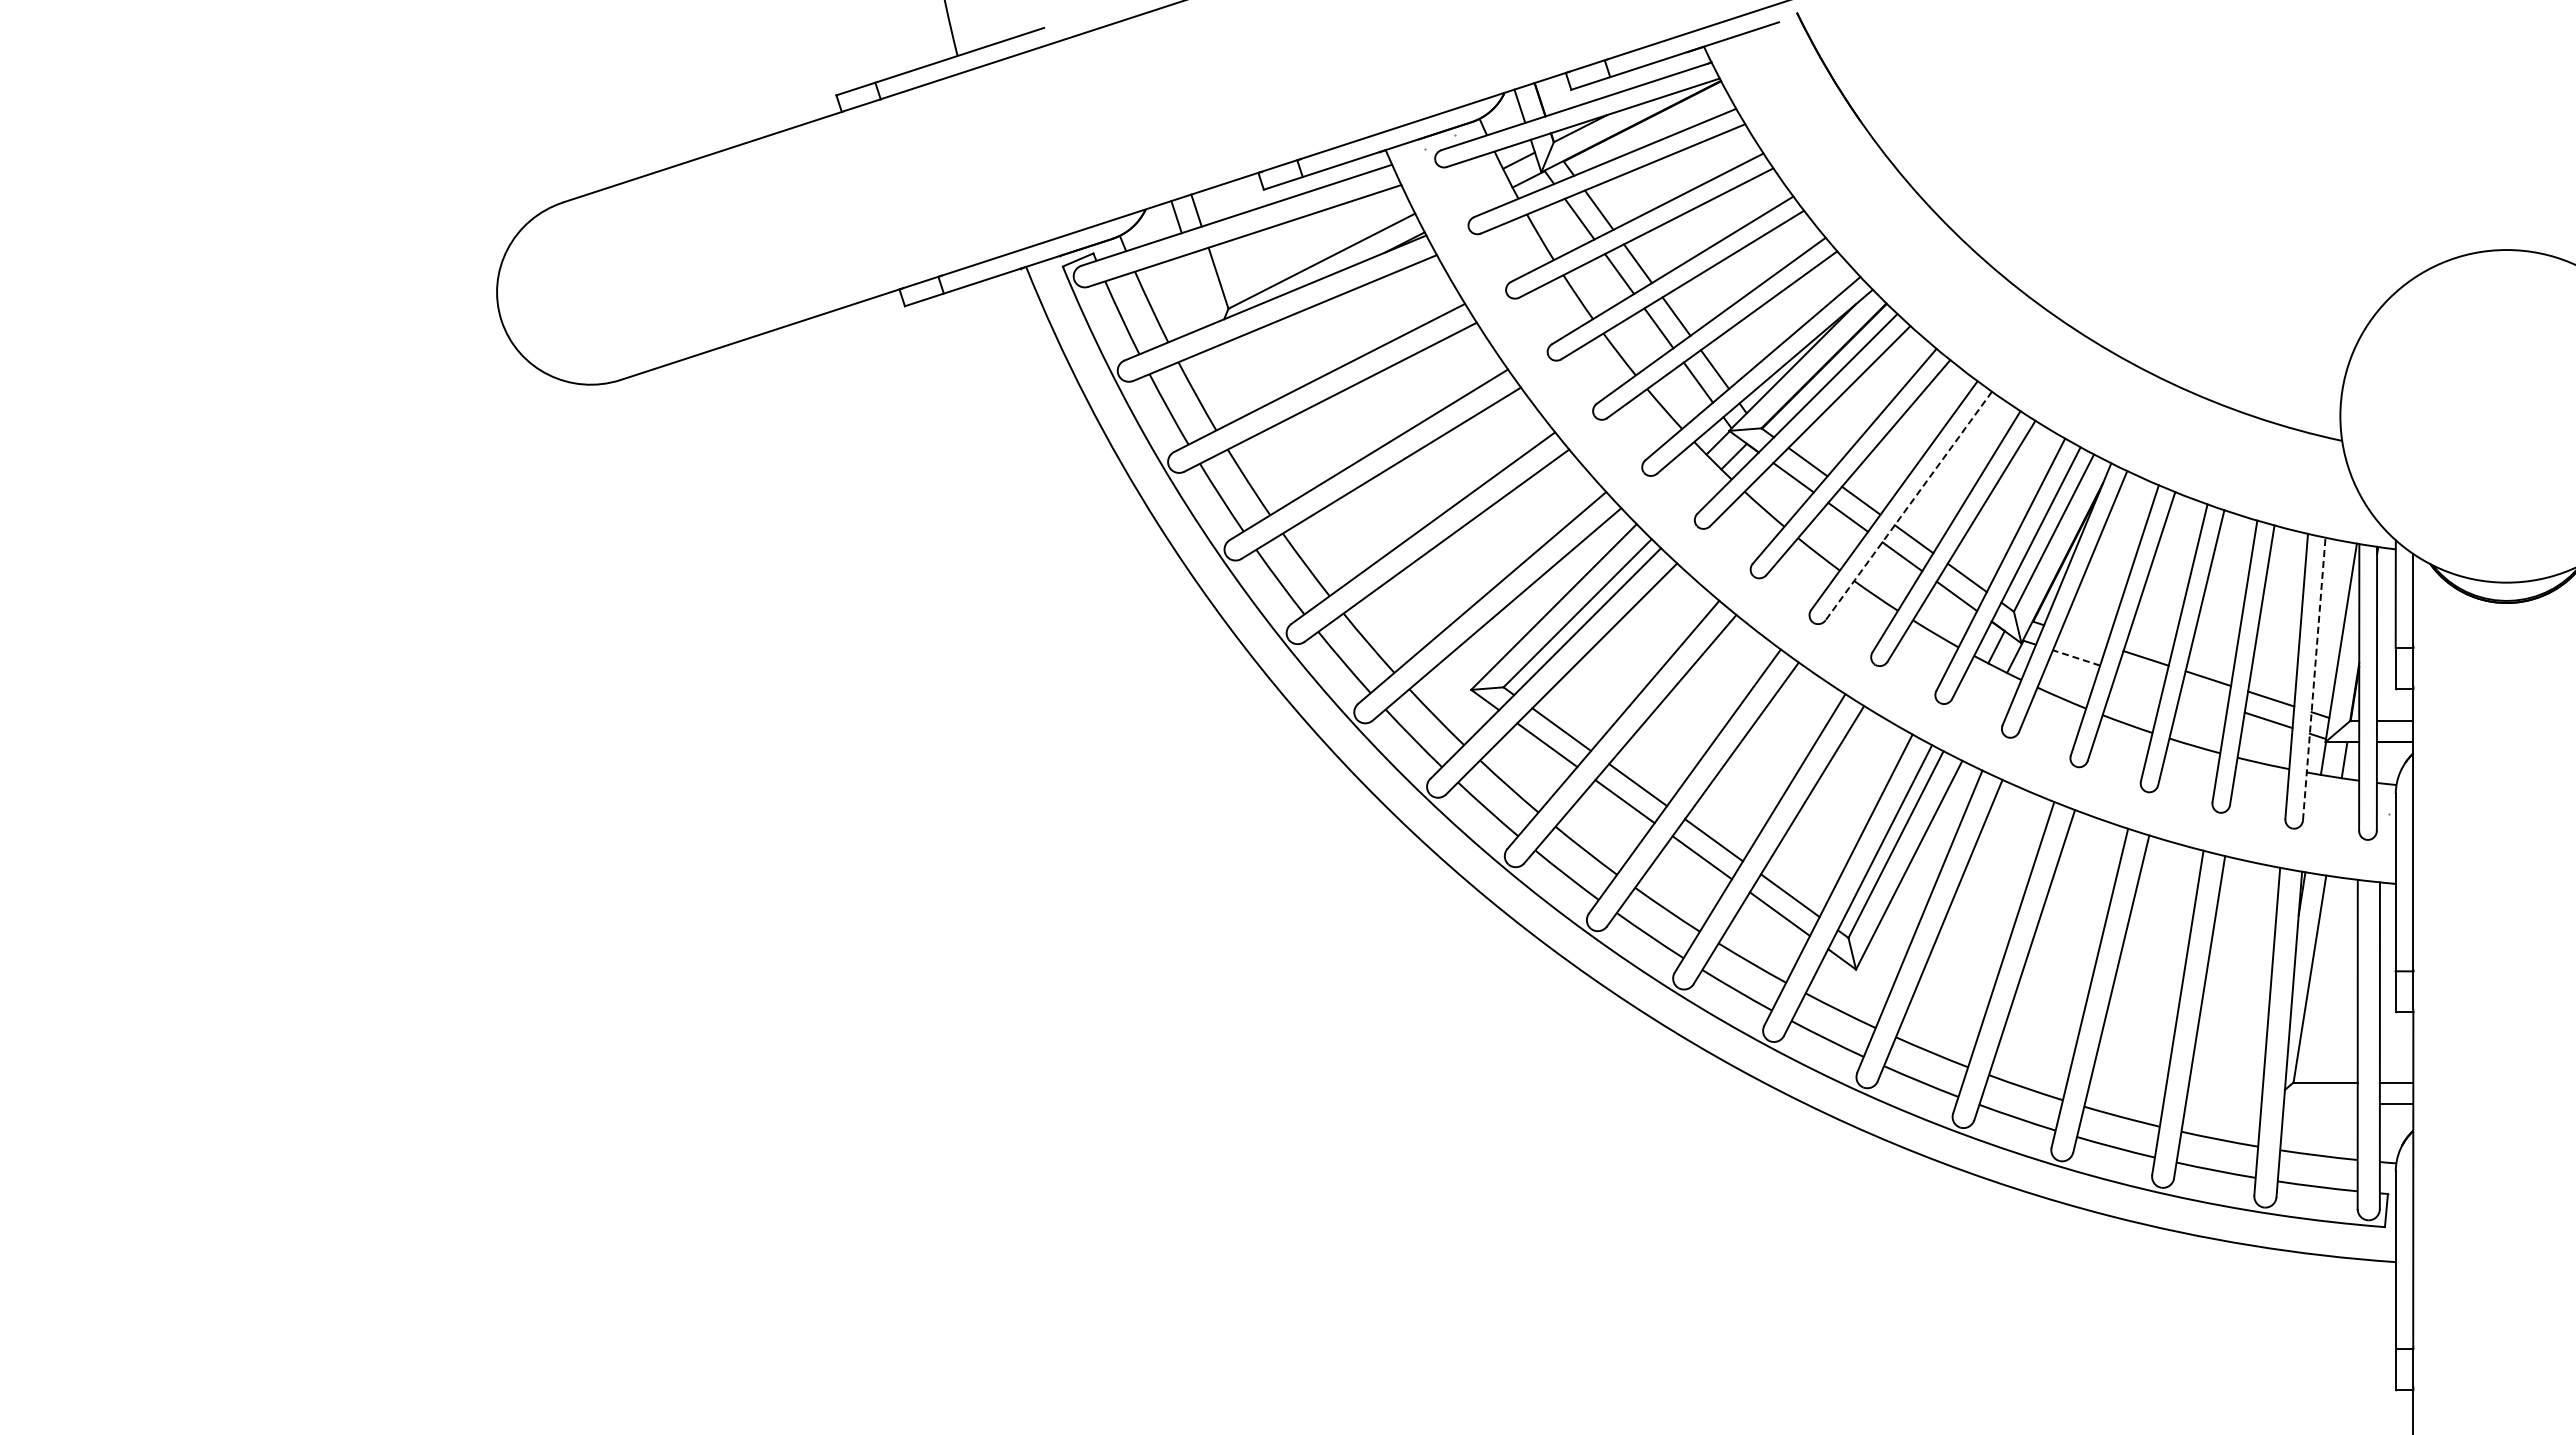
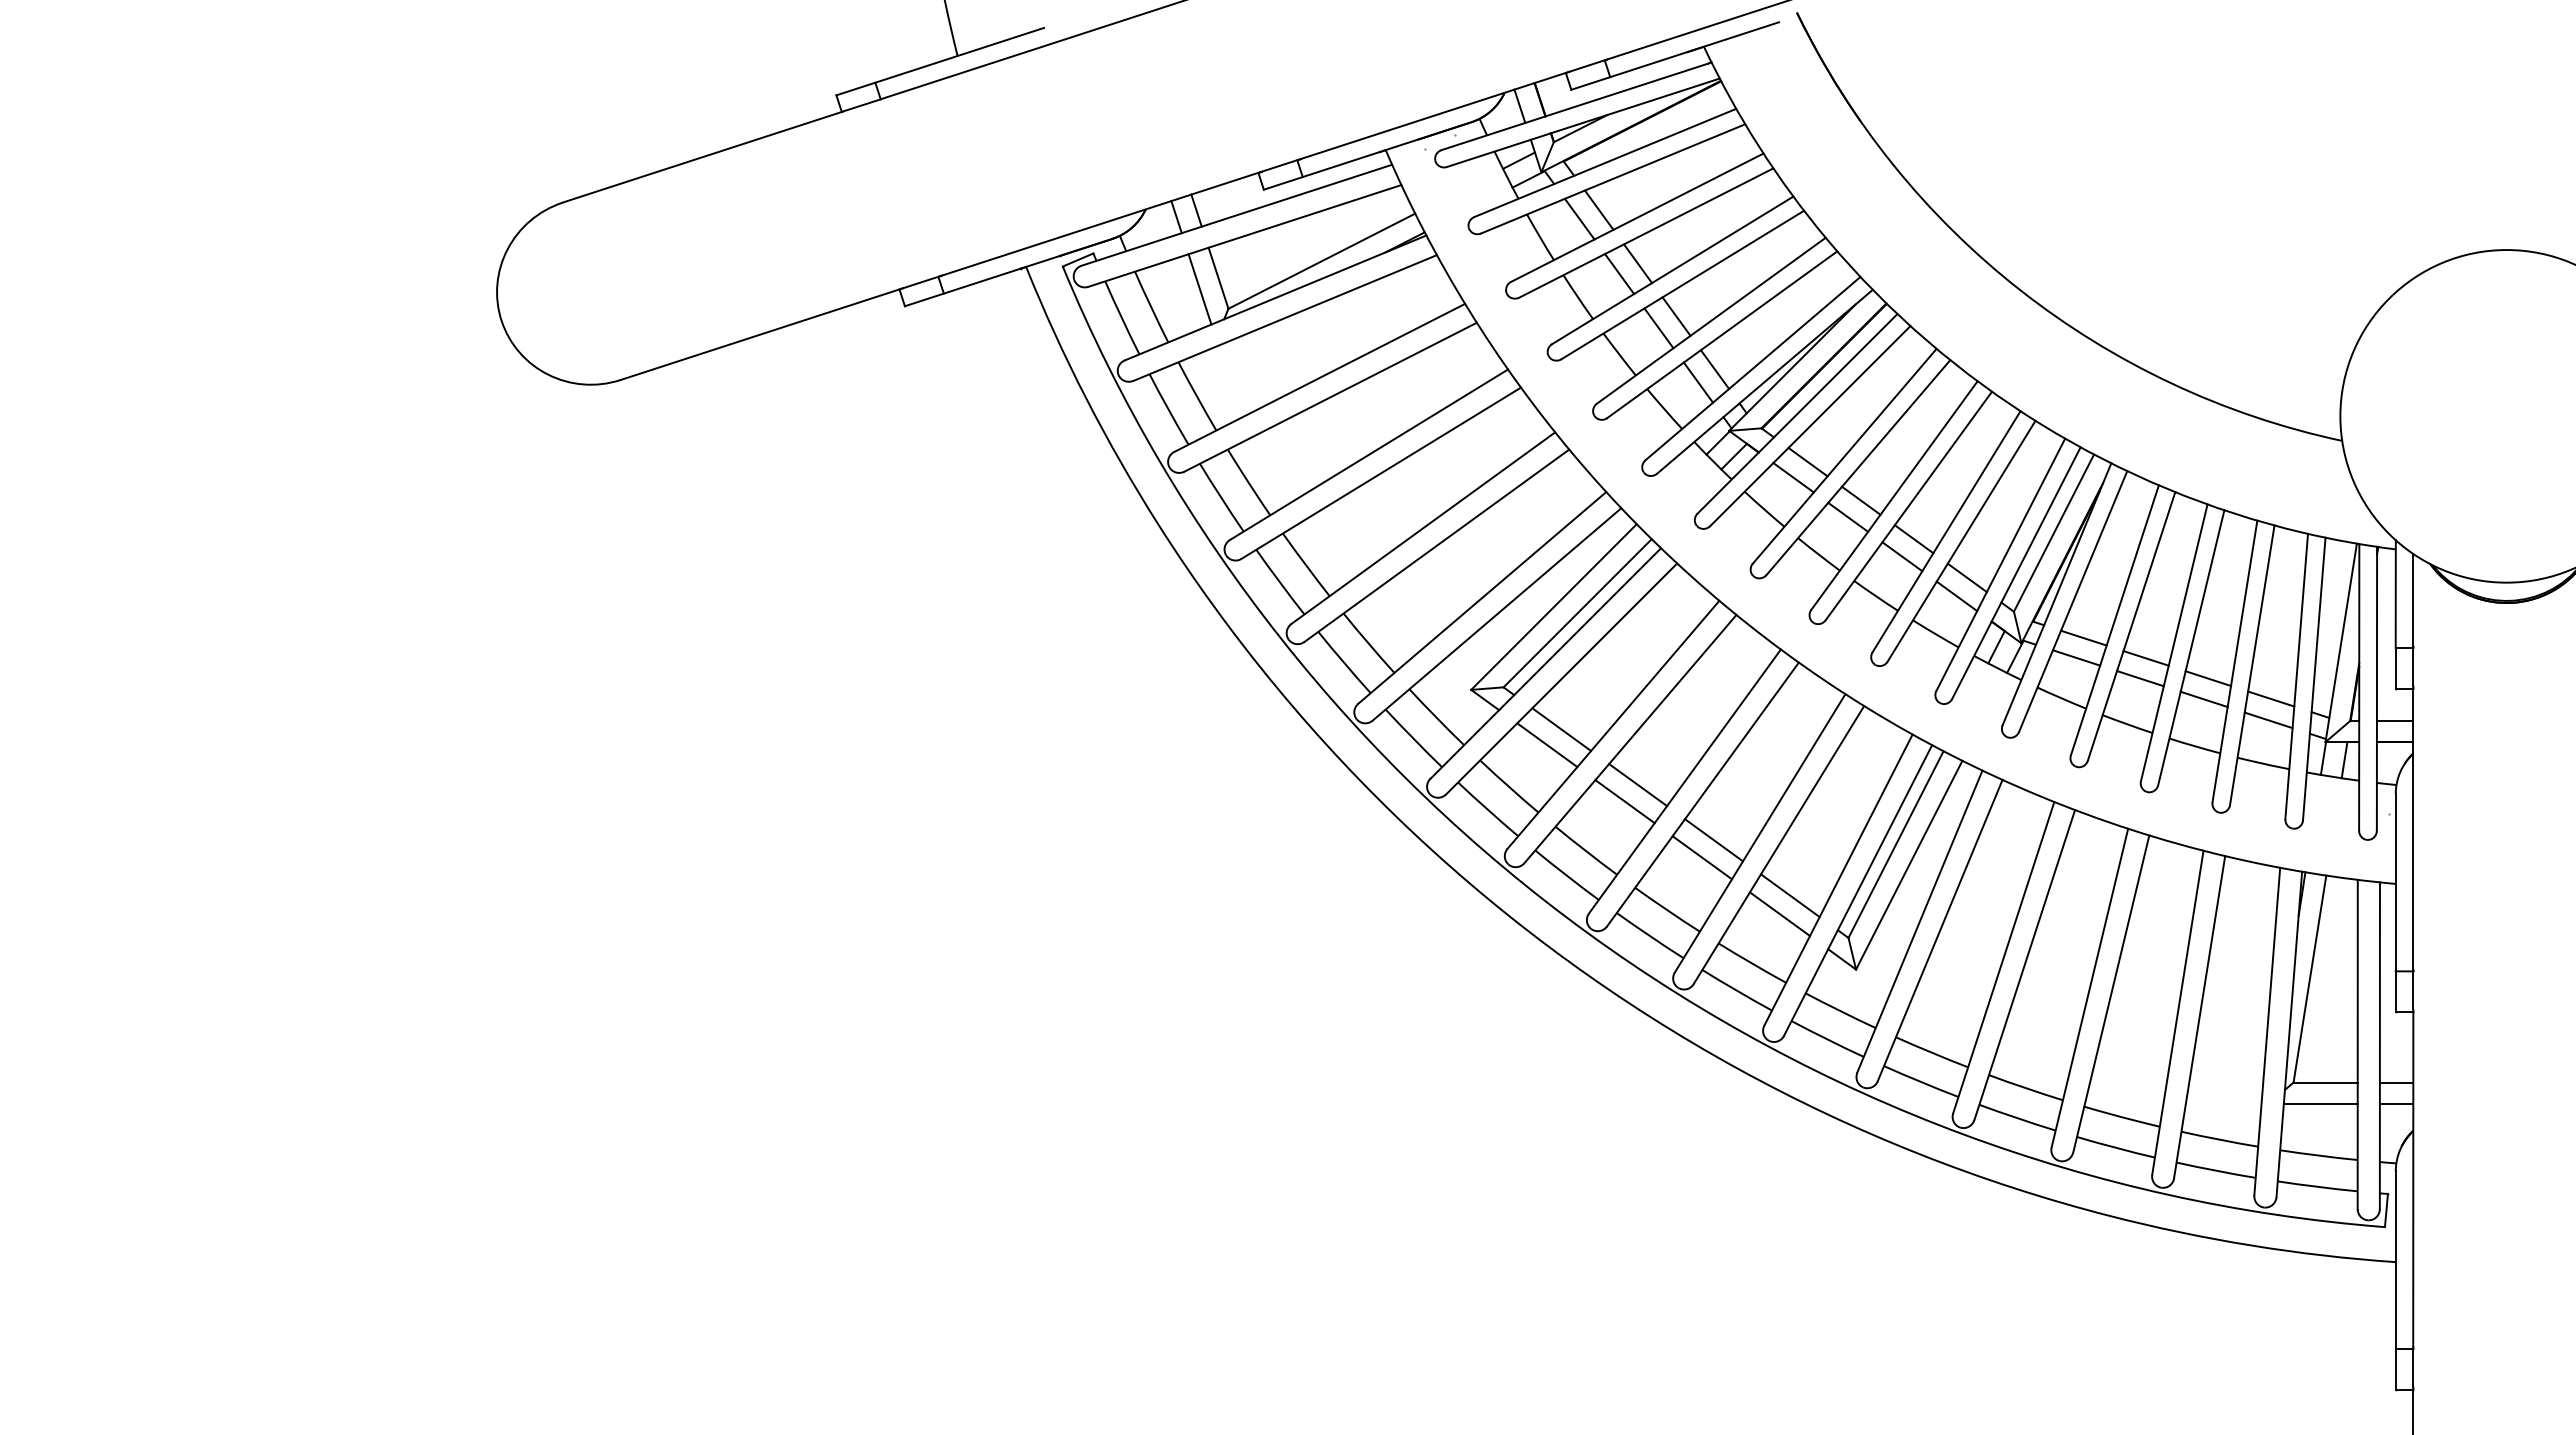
line: none -> present (1199, 289)
line: dashed -> solid (1908, 506)
line: none -> present (2083, 637)
line: dashed -> solid (2076, 657)
line: none -> present (2140, 678)
line: dashed -> solid (2314, 678)
line: none -> present (2203, 699)
line: none -> present (2320, 1103)
